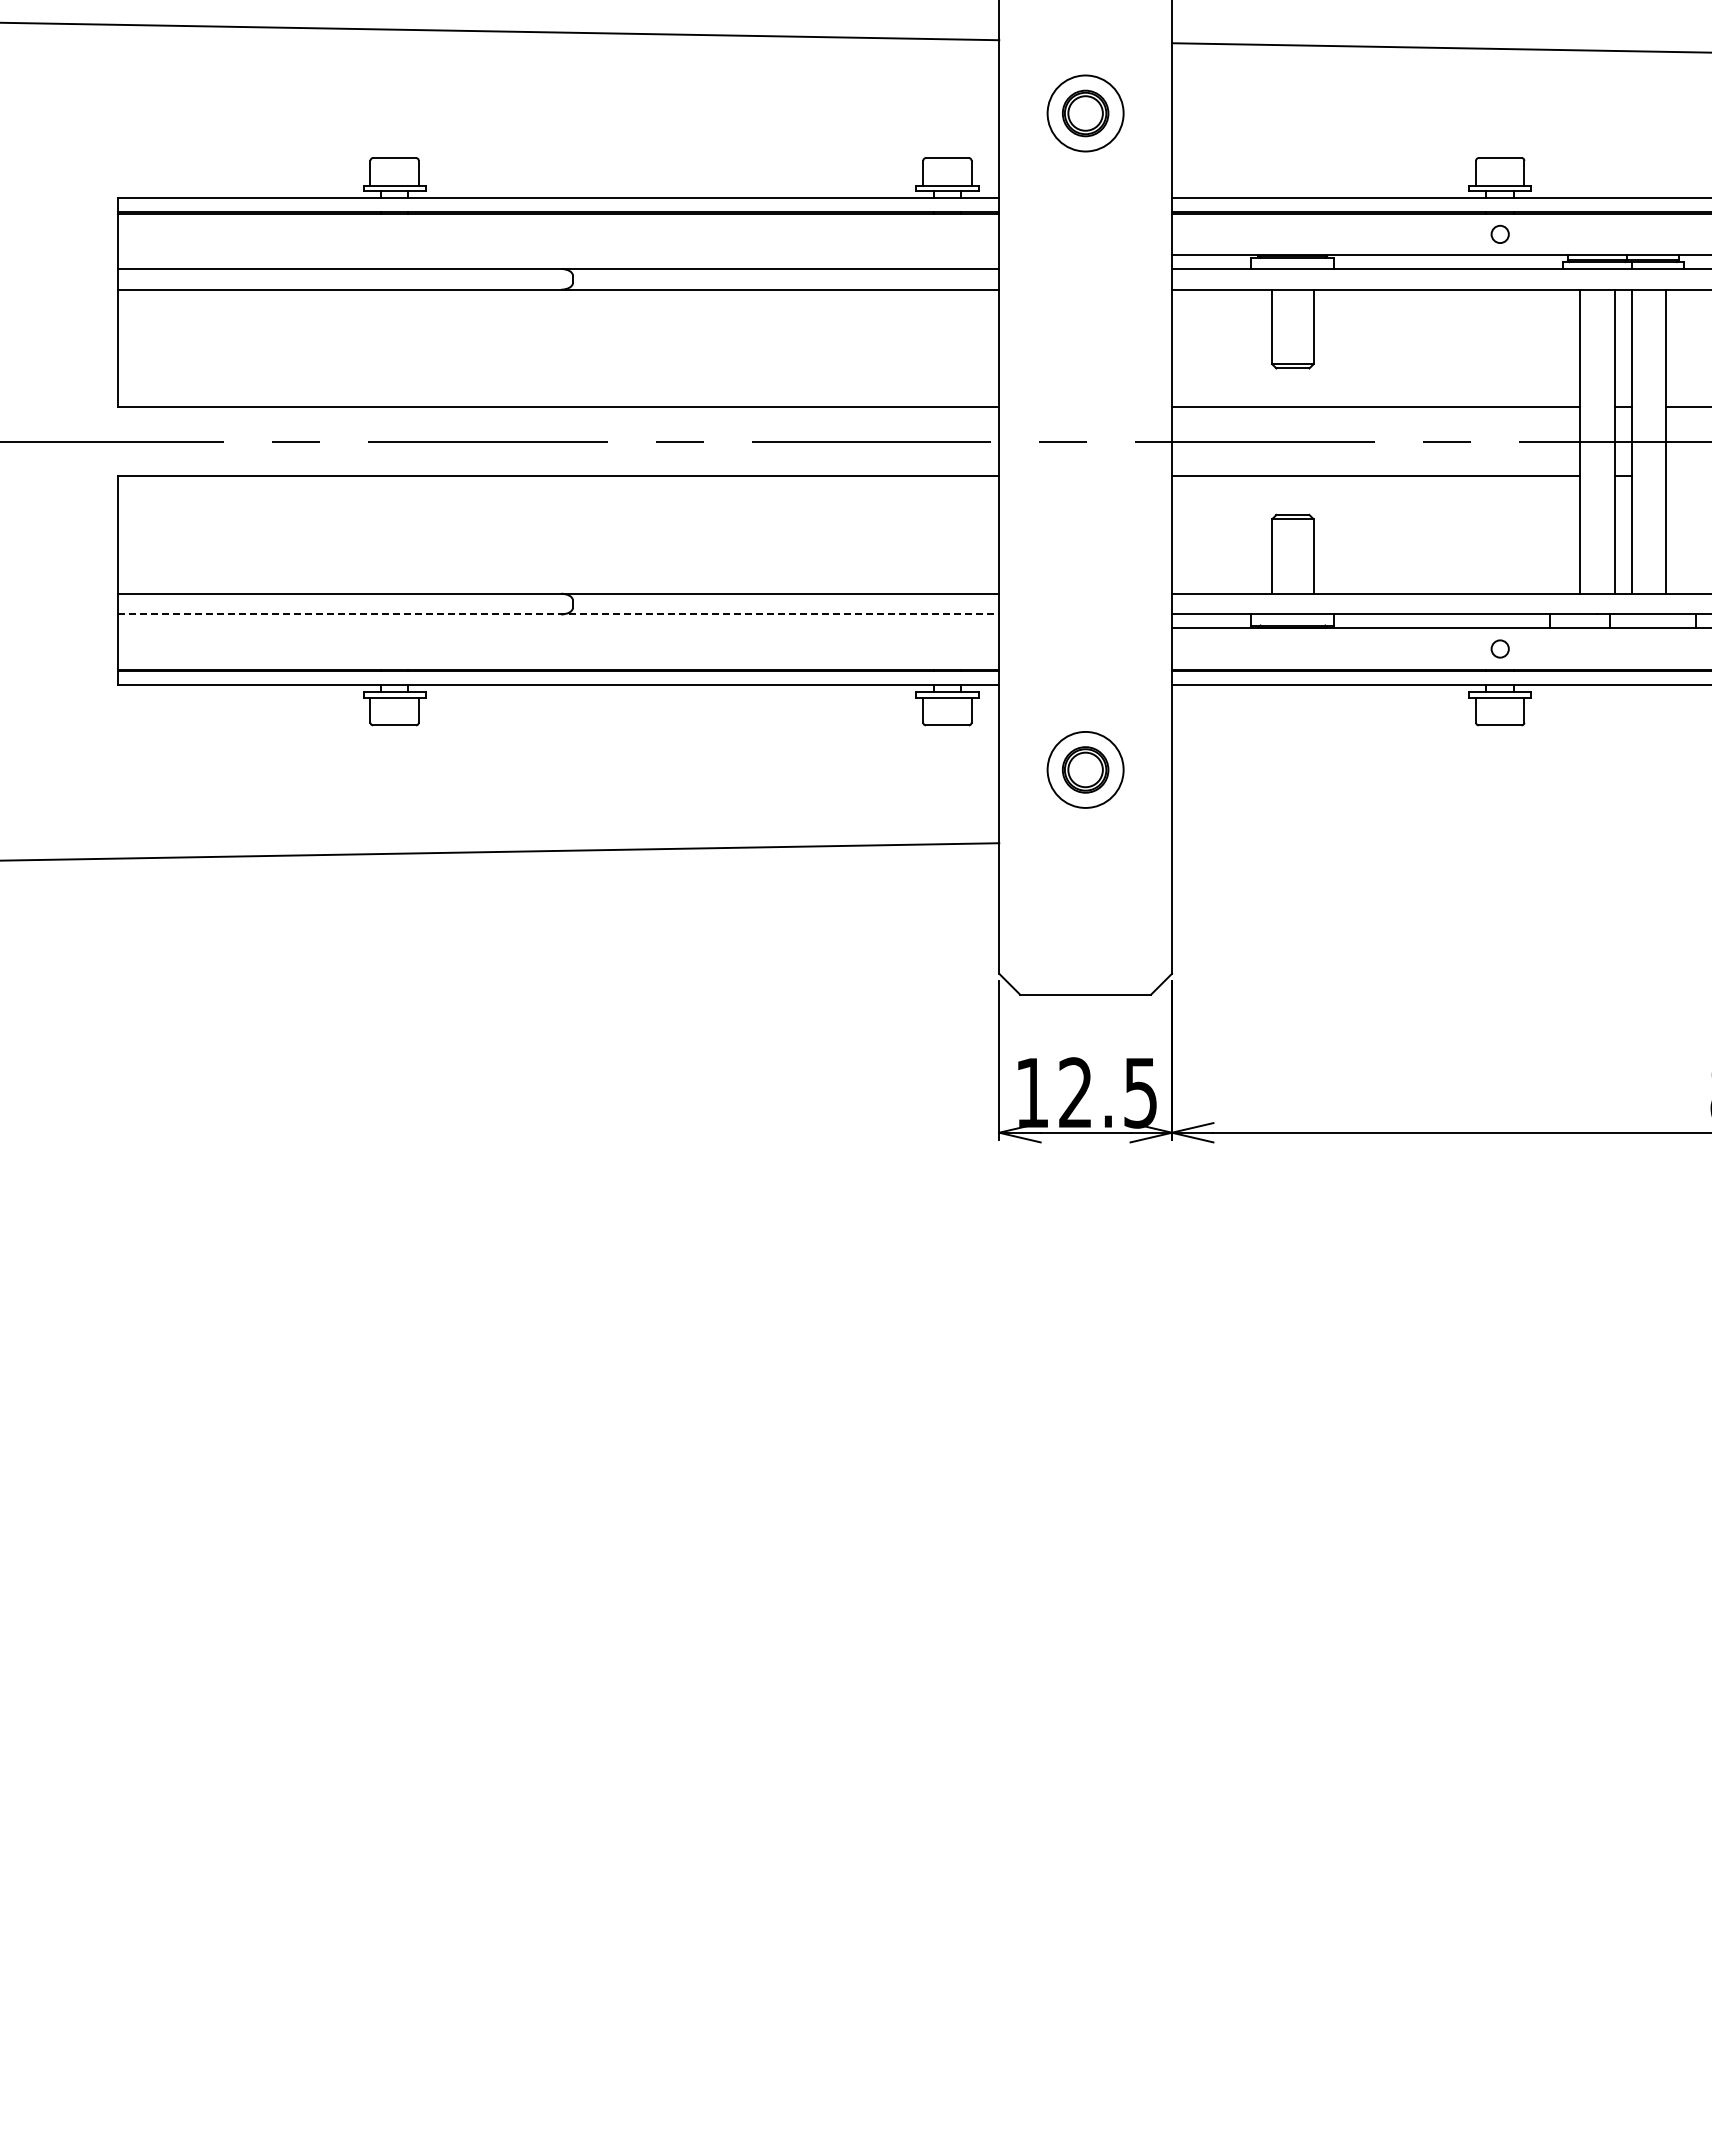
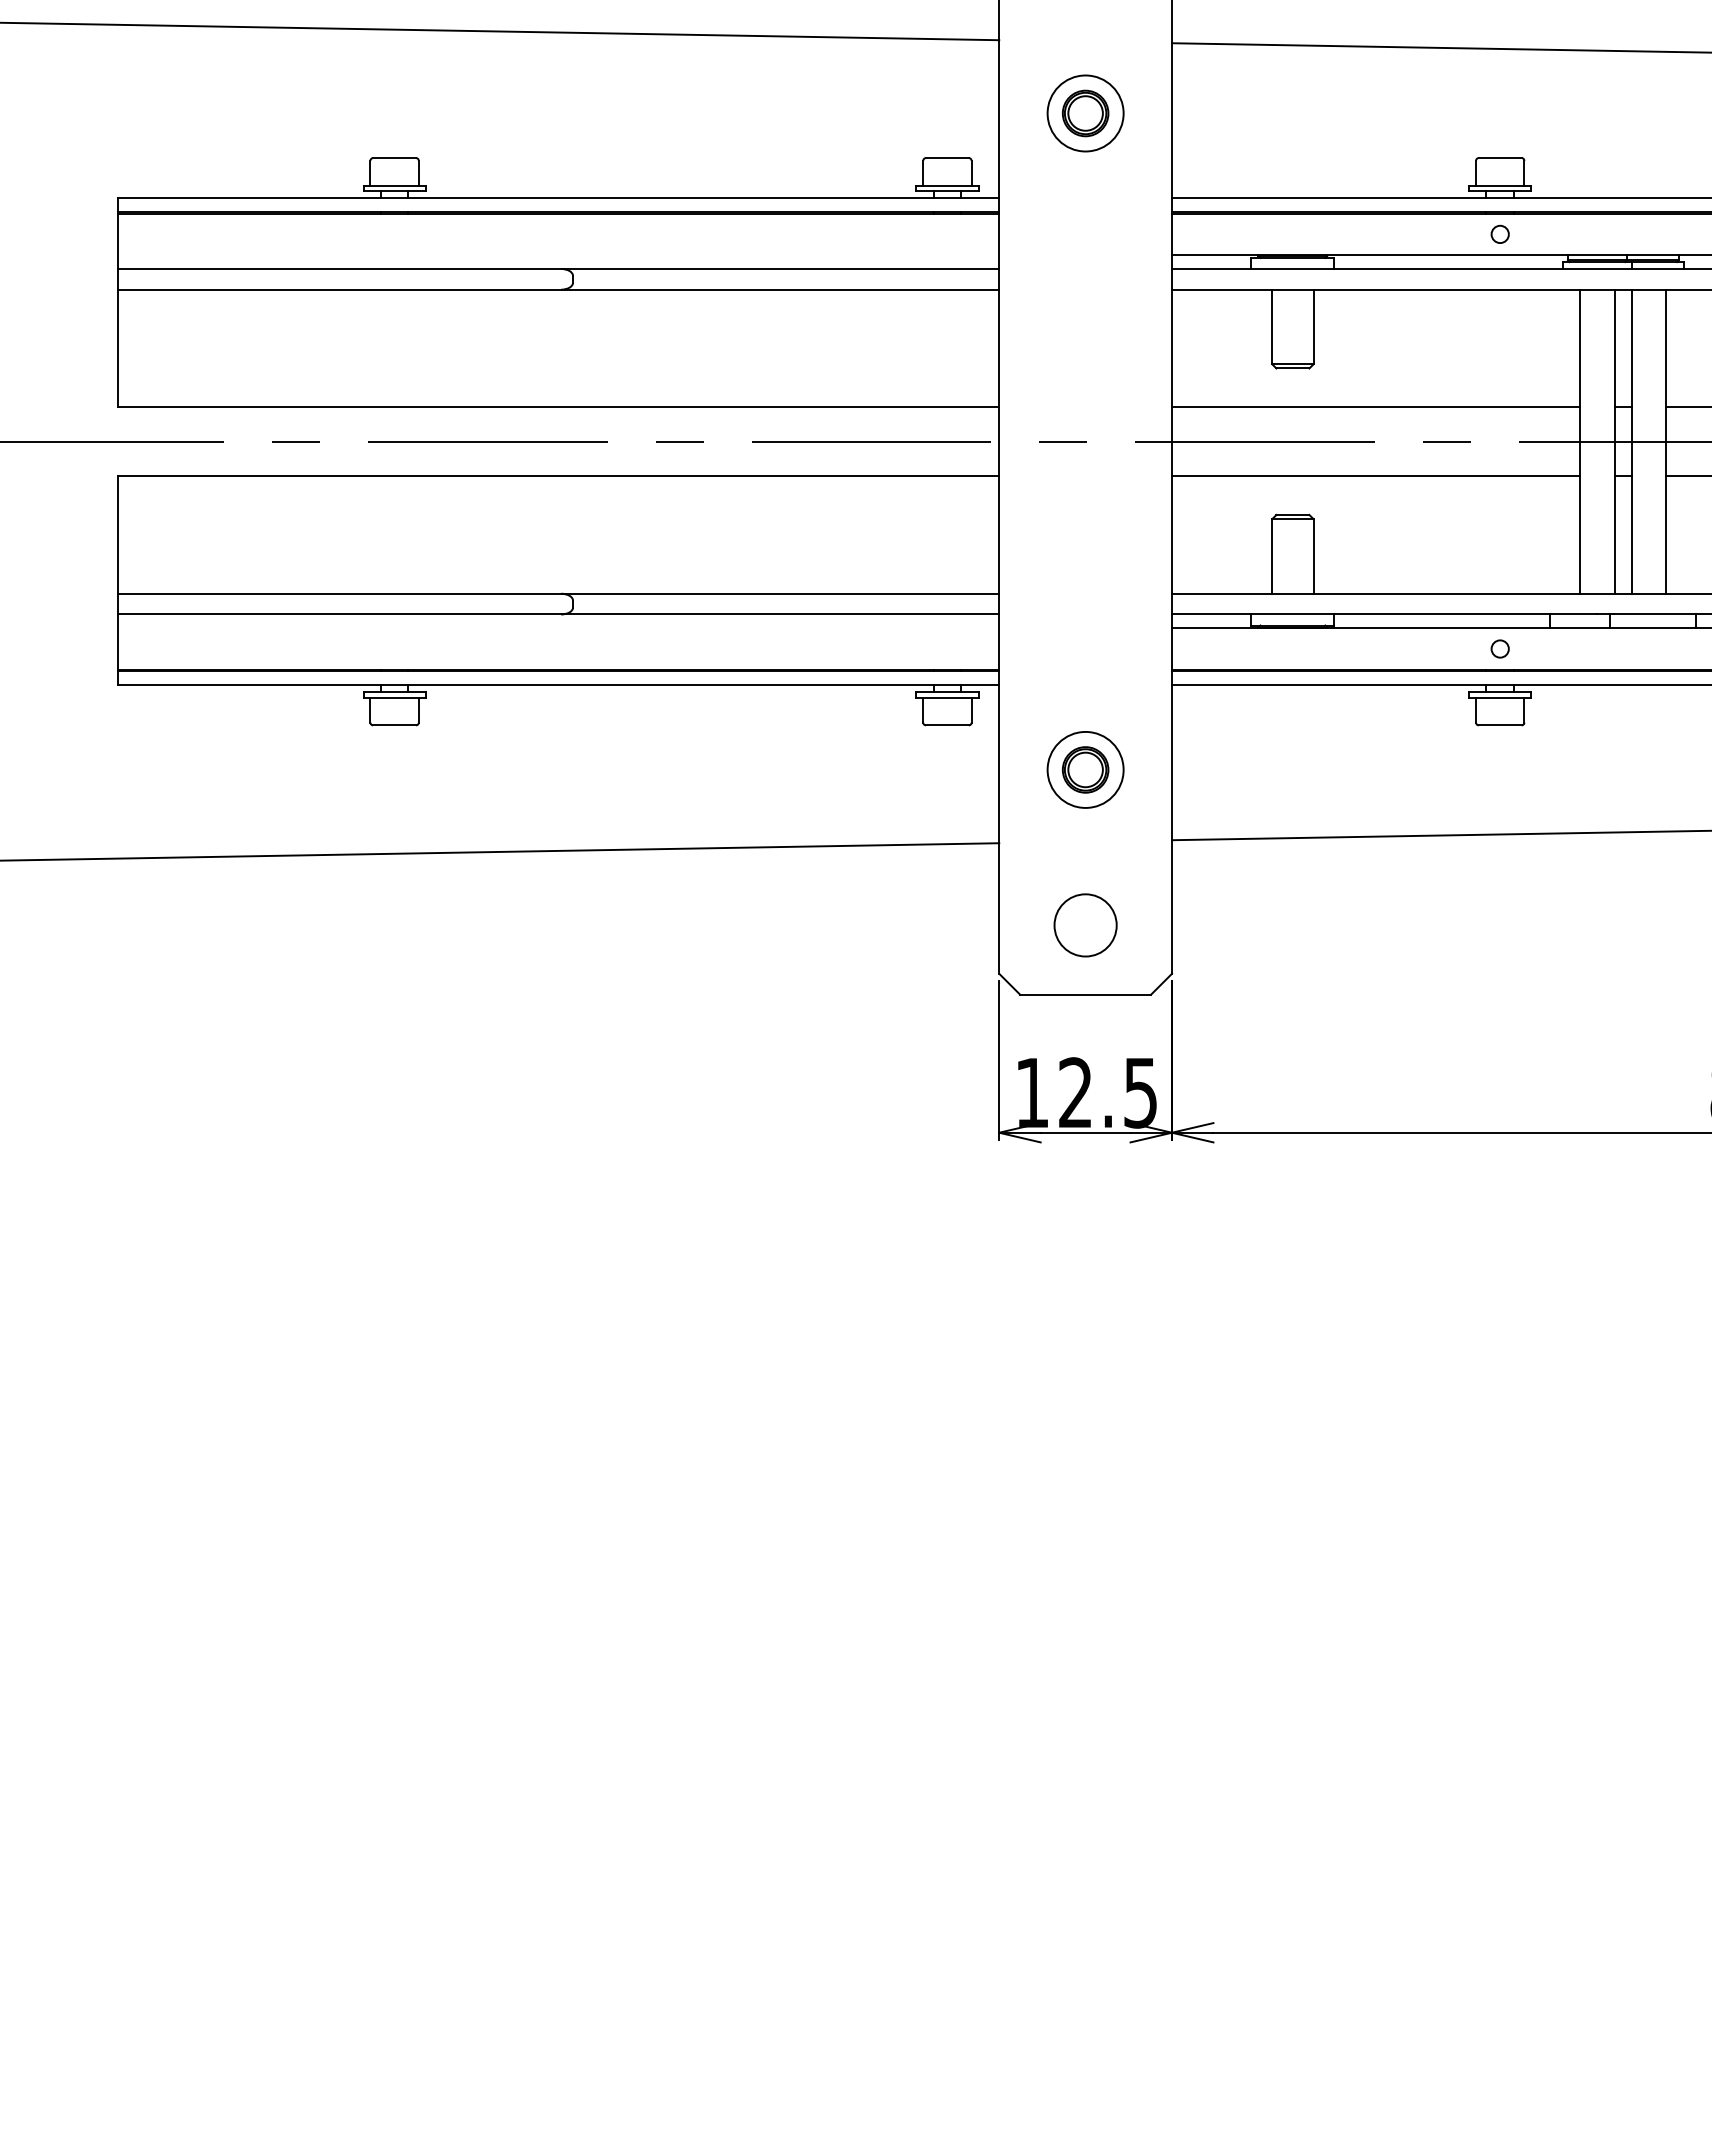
line: none -> present (1687, 476)
line: dashed -> solid (558, 614)
line: none -> present (1440, 835)
circle: none -> present (1085, 925)
